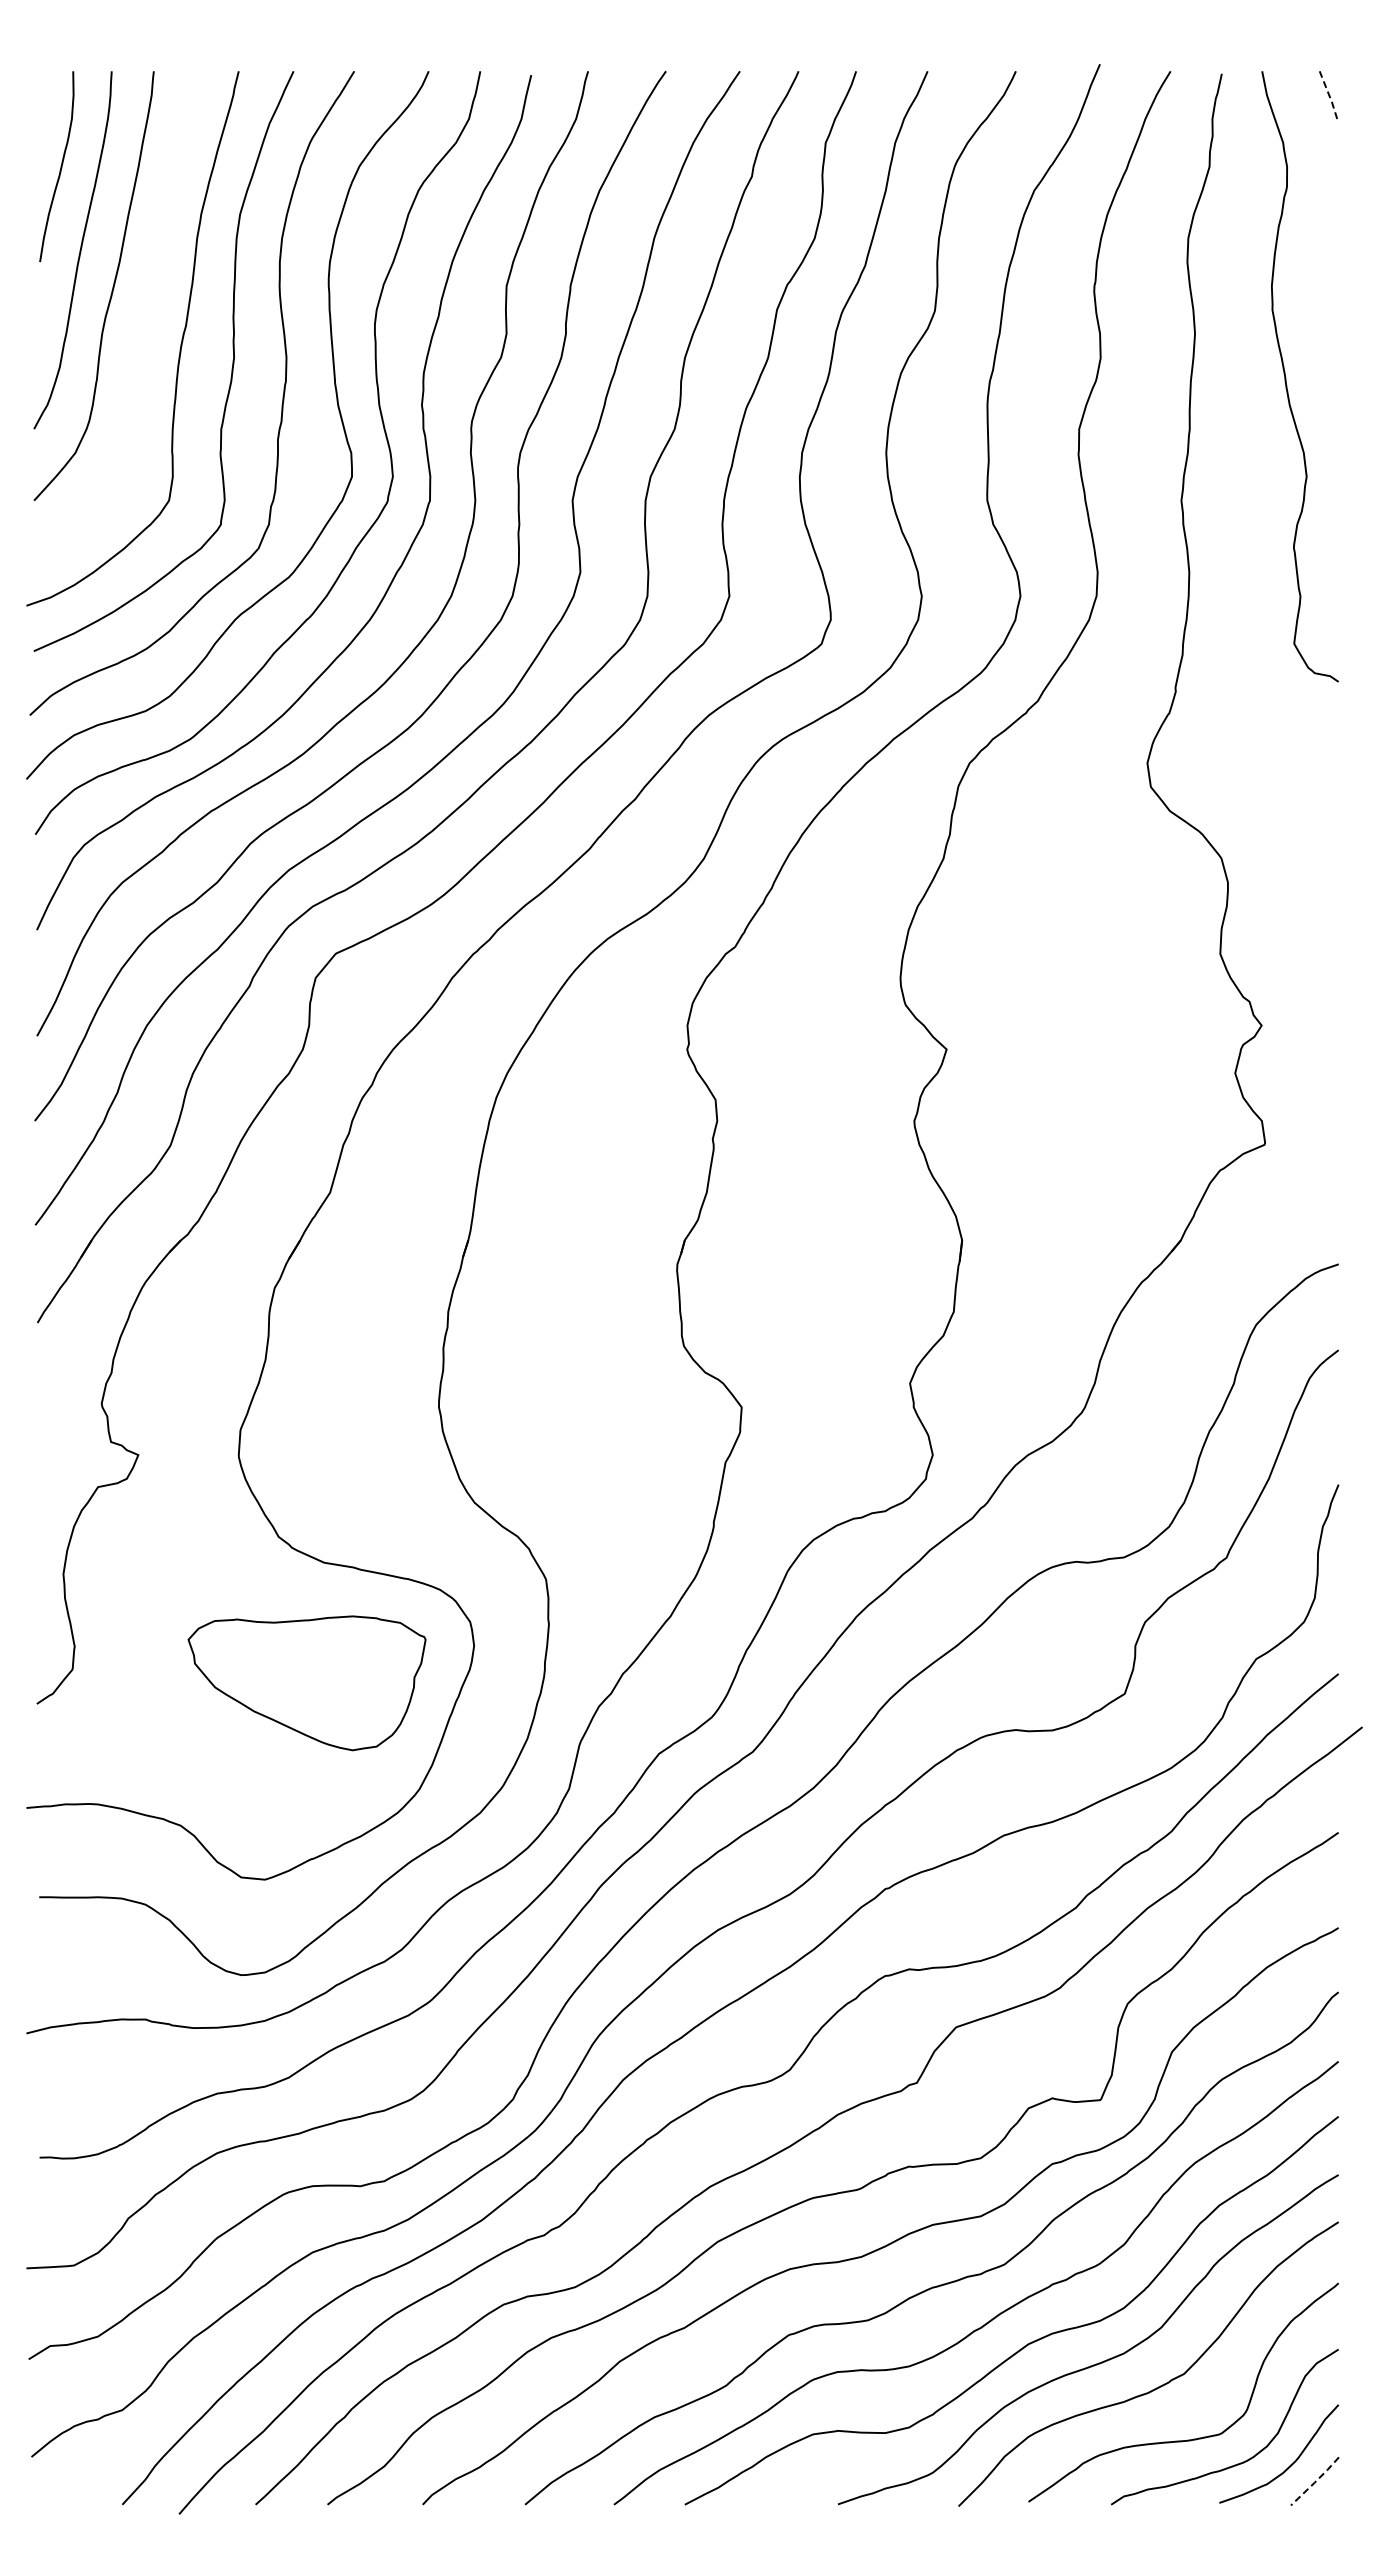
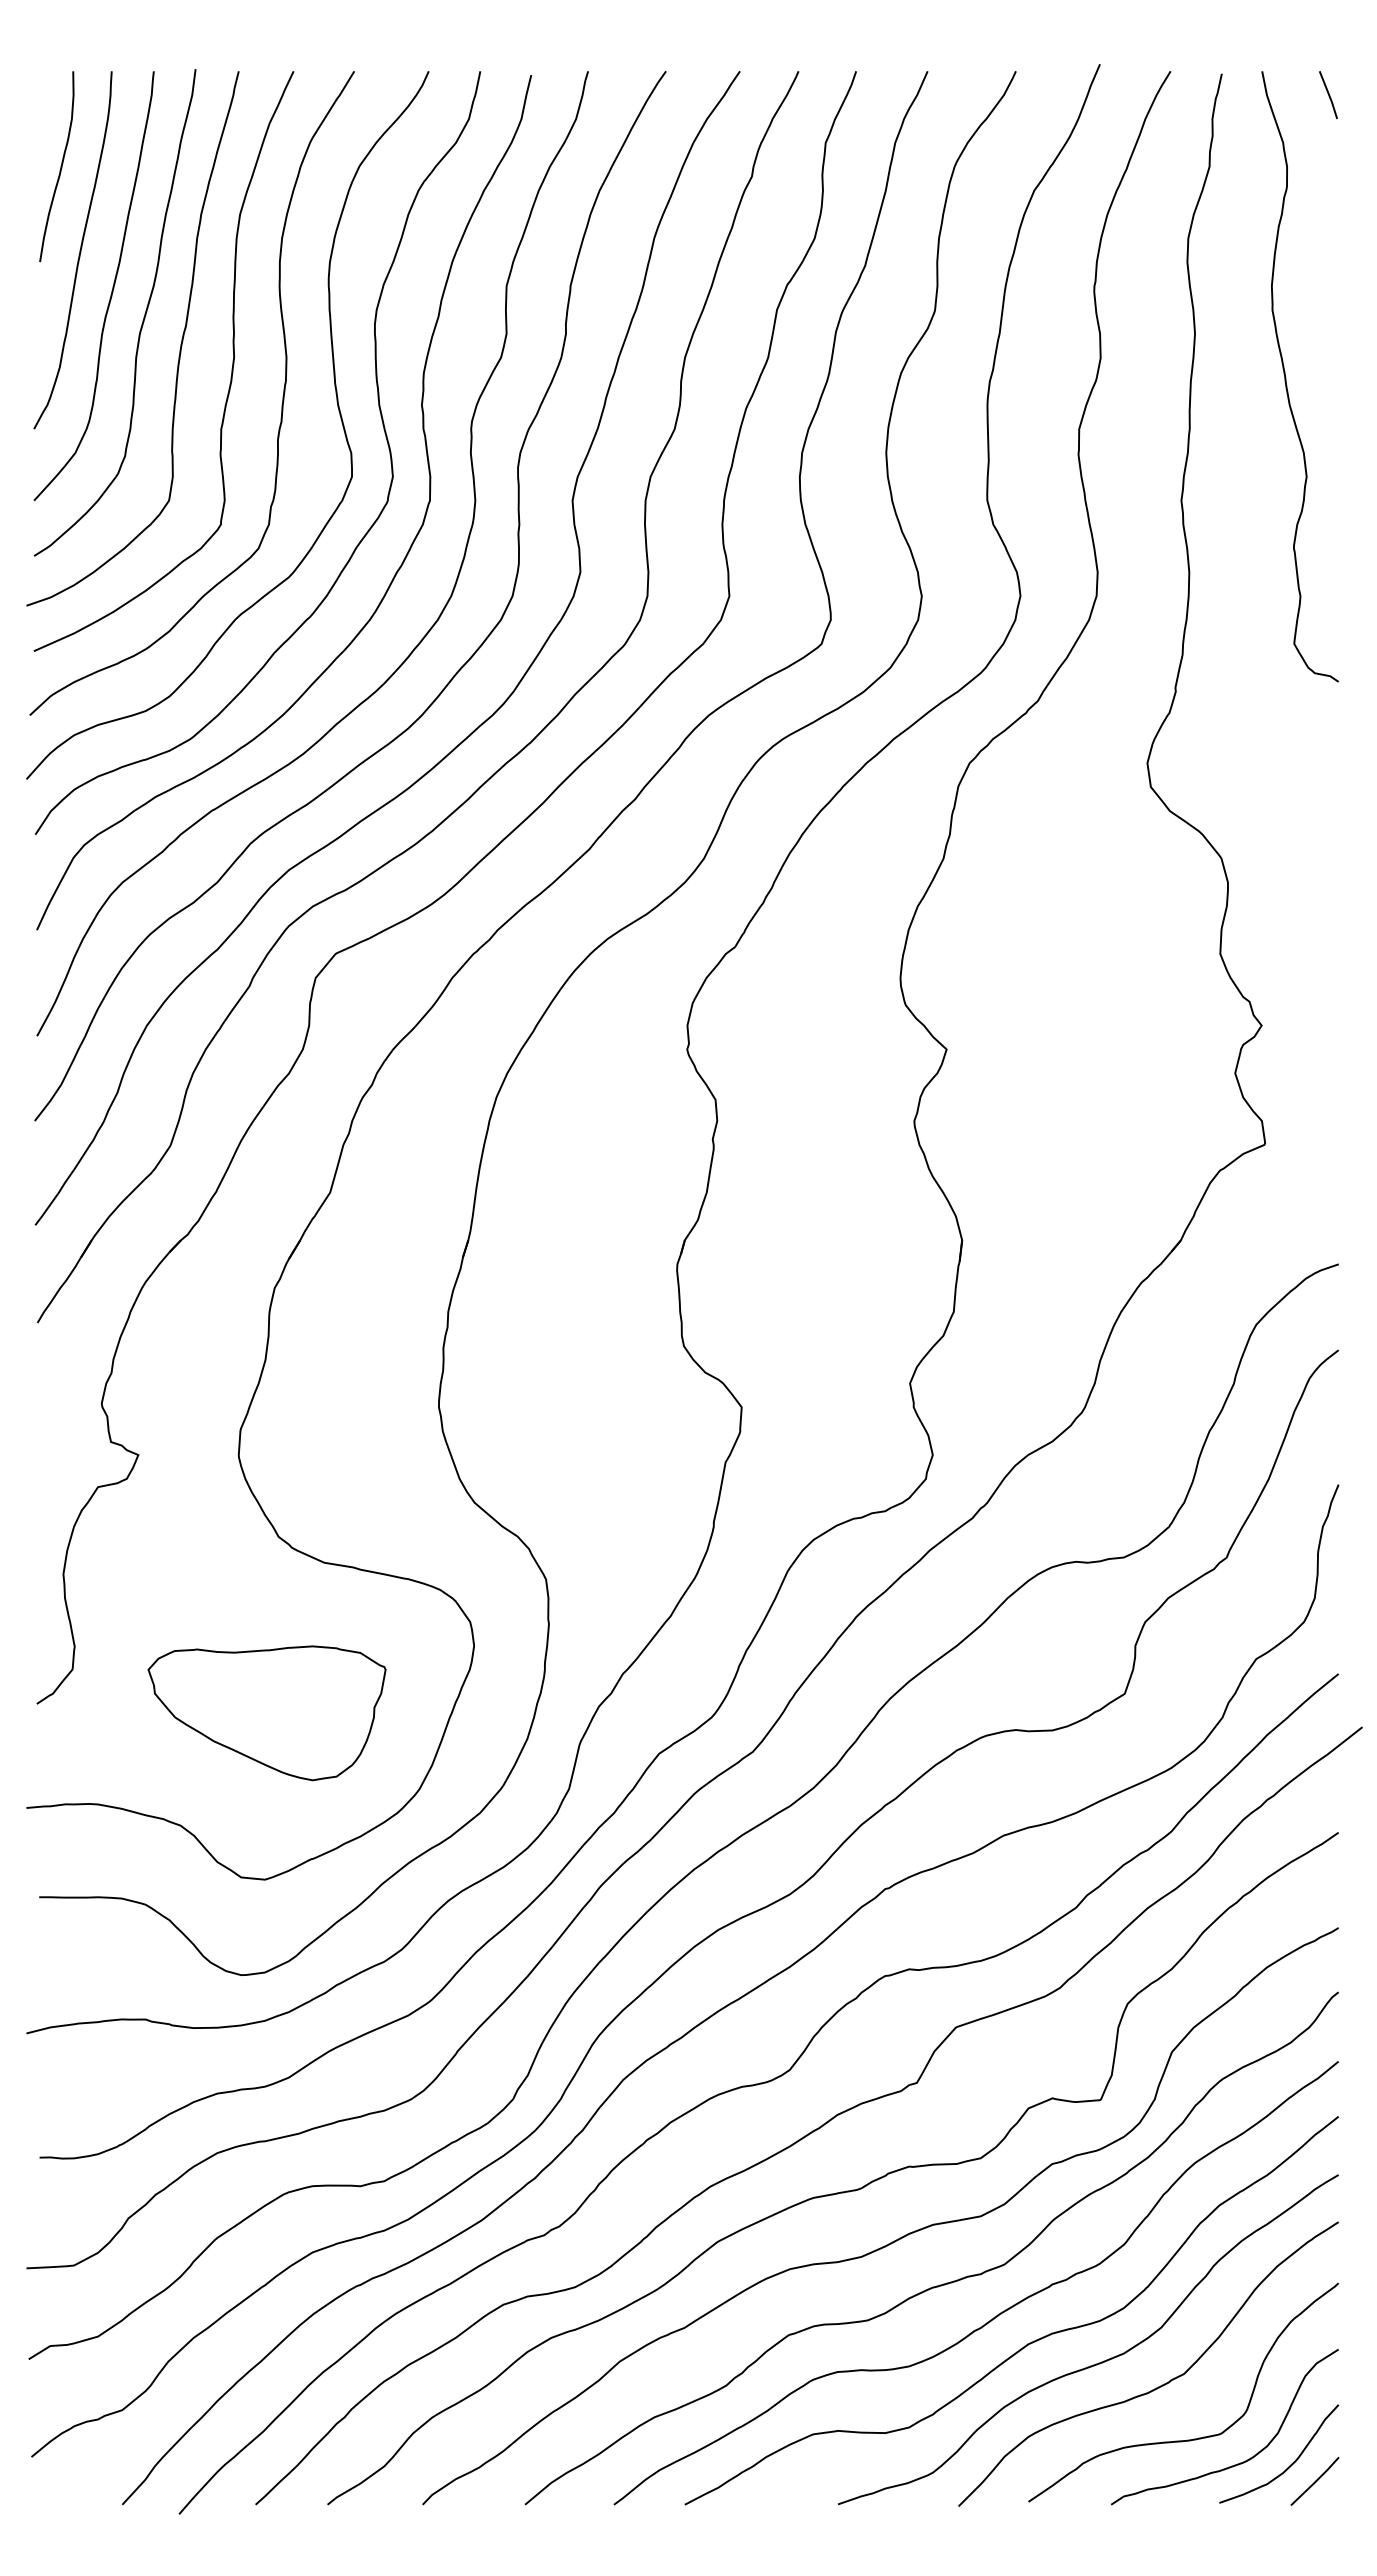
line: dashed -> solid (1329, 95)
curve: none -> present (142, 320)
part position: (306, 1683) -> (266, 1713) (266, 1713)
line: dashed -> solid (1315, 2481)
